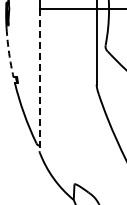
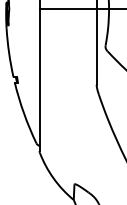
arc: dashed -> solid (9, 53)
line: dashed -> solid (39, 80)
